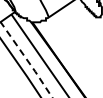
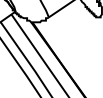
line: dashed -> solid (27, 60)
